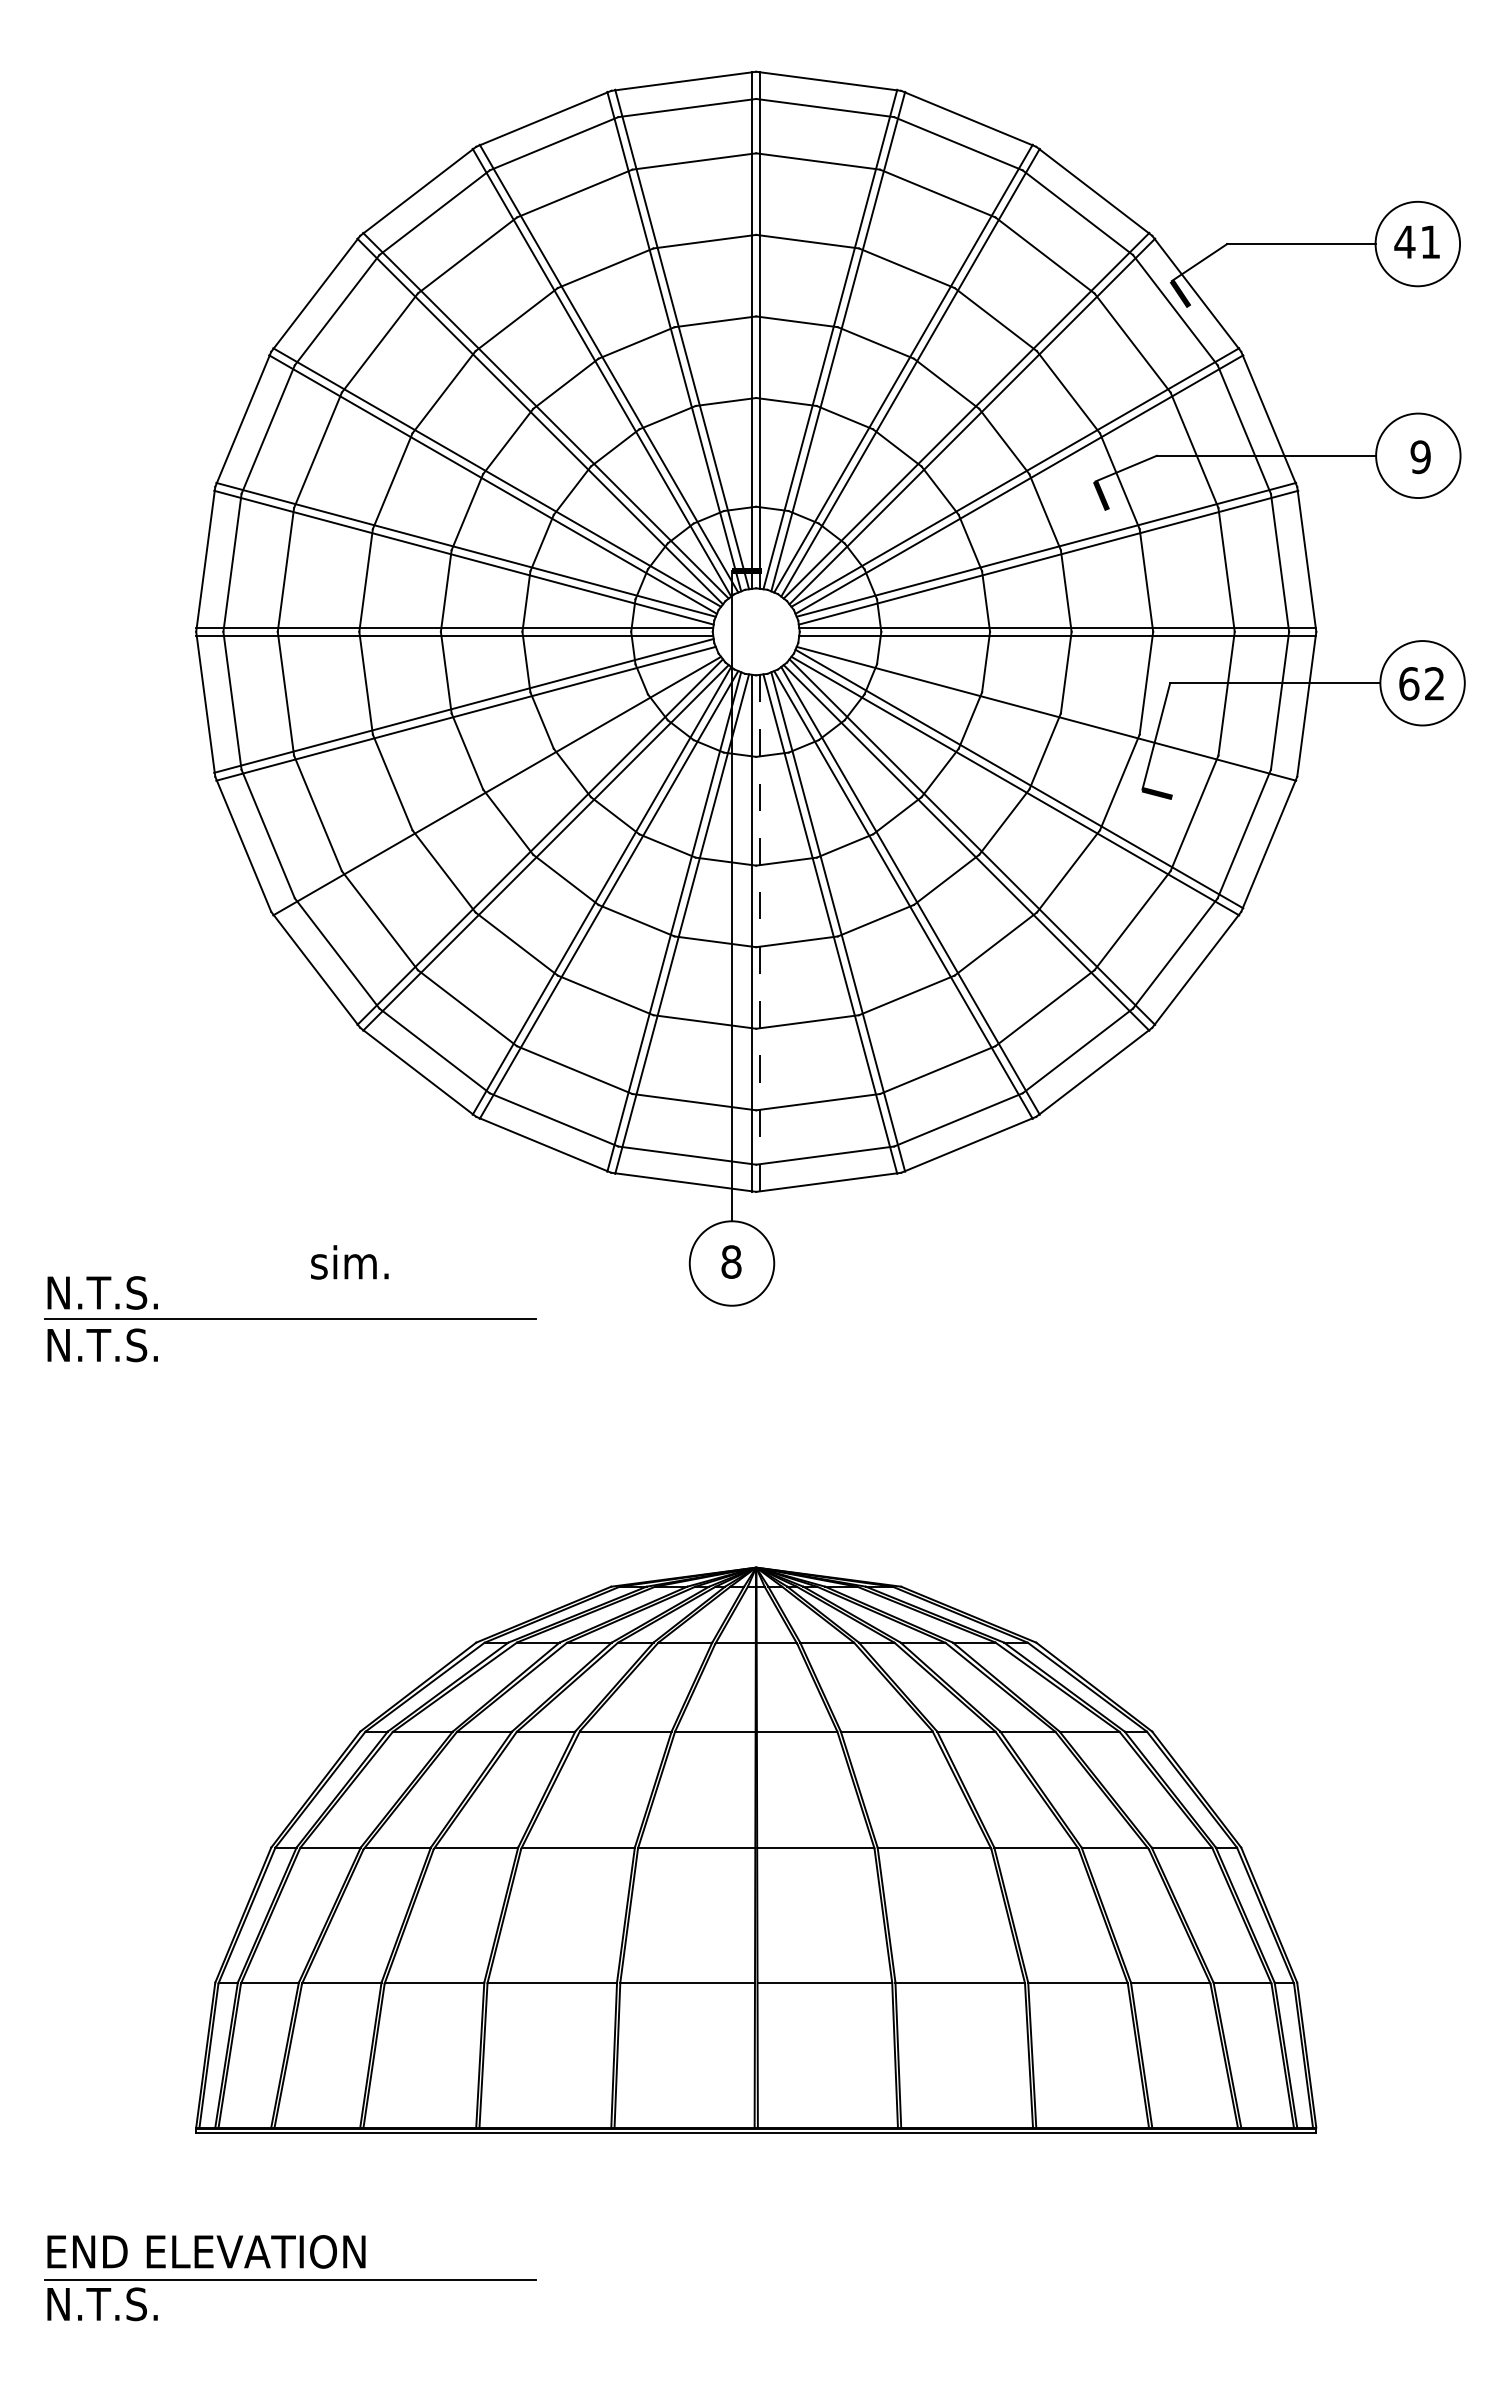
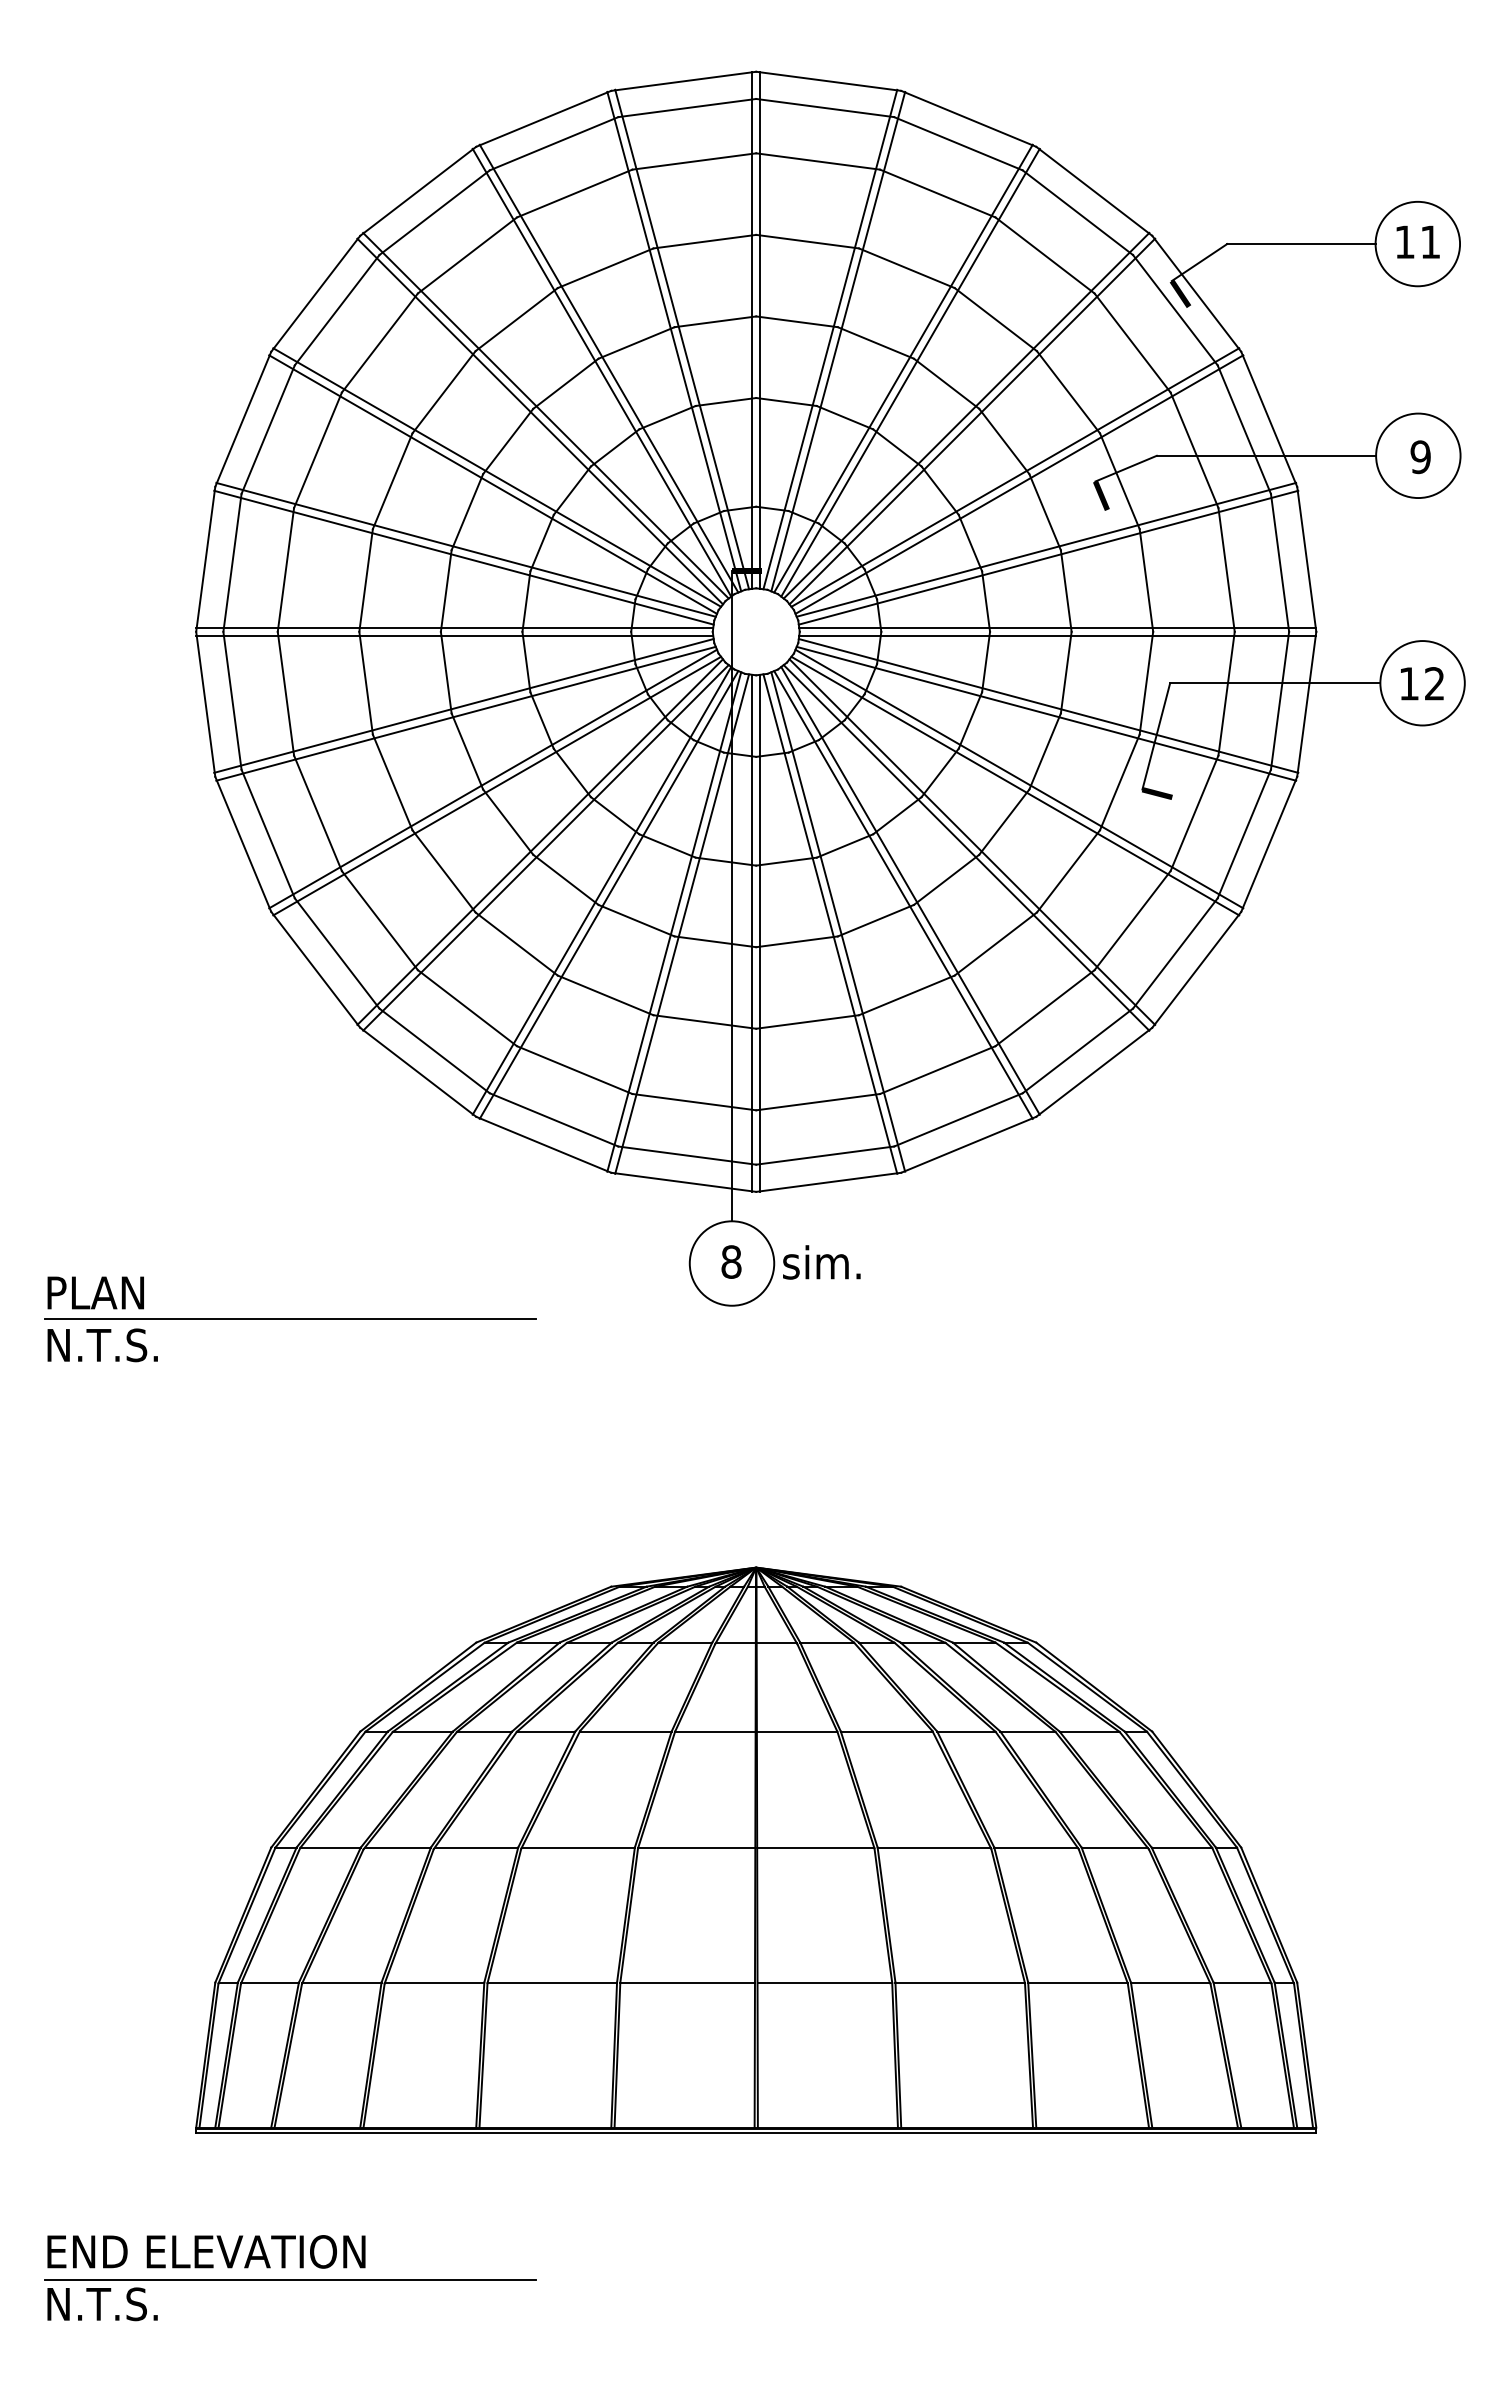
text: 41 -> 11 (1404, 241)
text: 62 -> 12 (1409, 683)
line: none -> present (1048, 705)
line: none -> present (493, 778)
line: dashed -> solid (760, 933)
text position: (349, 1262) -> (821, 1262) (821, 1262)
text: N.T.S. -> PLAN (104, 1292)
